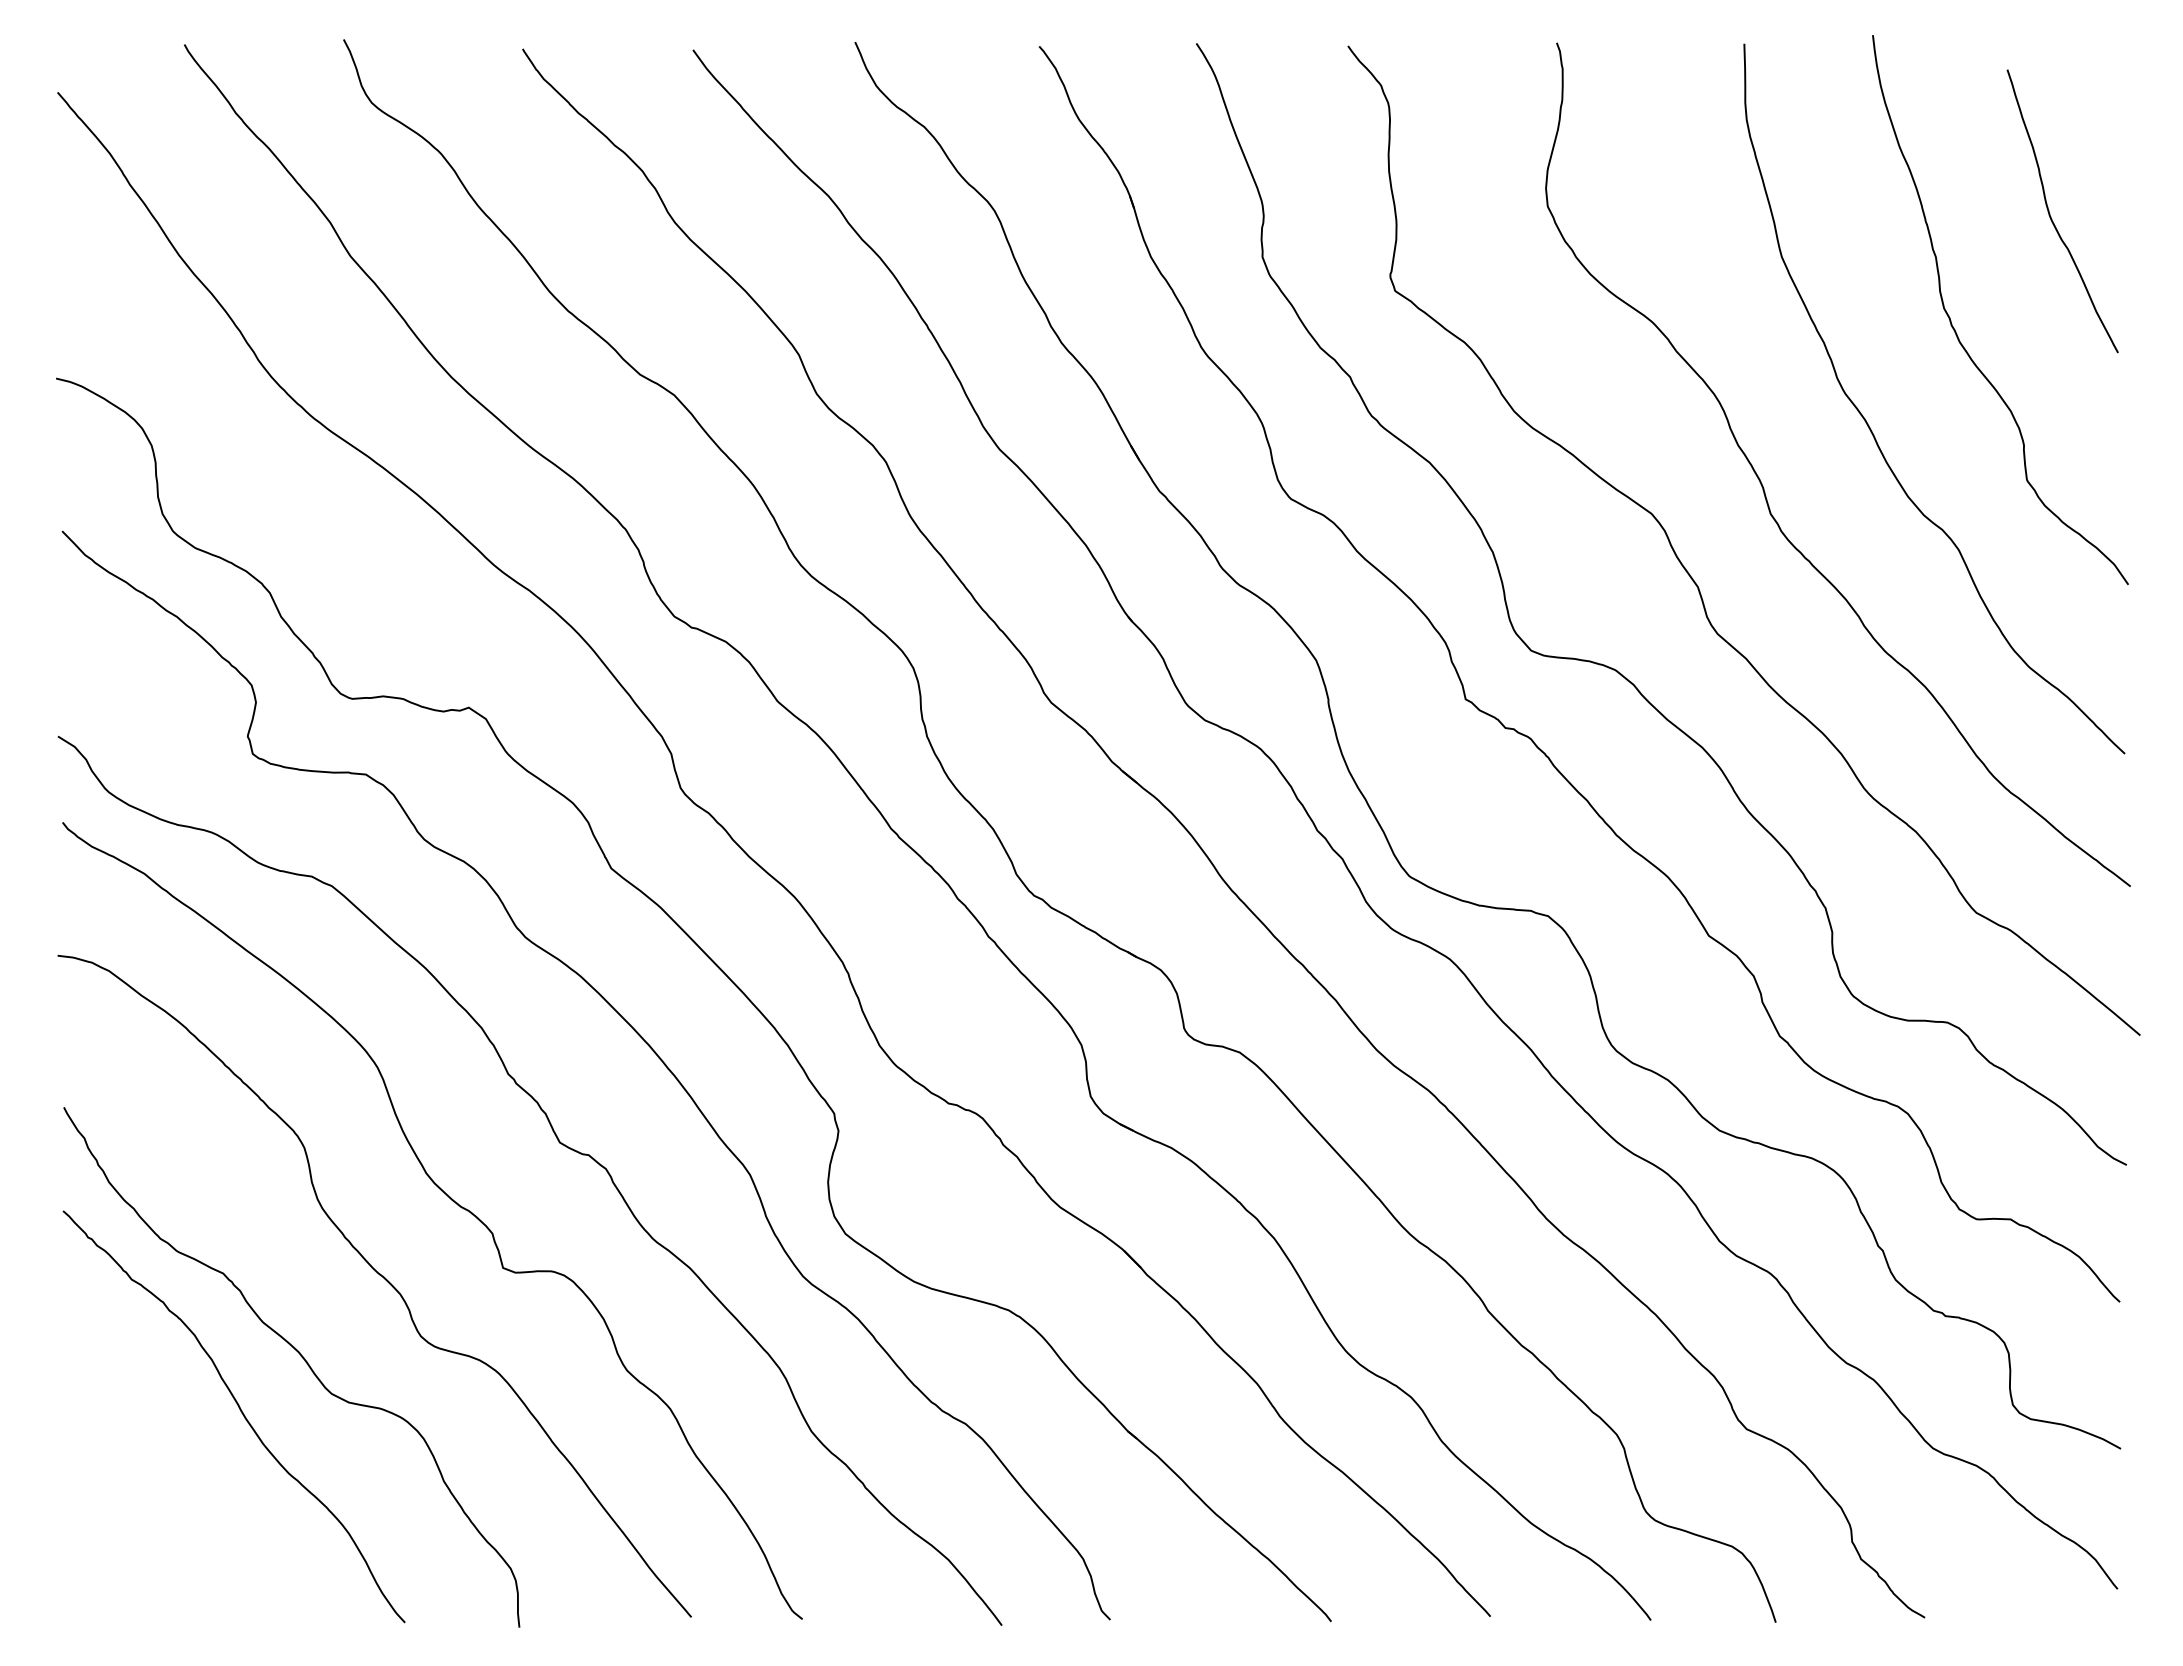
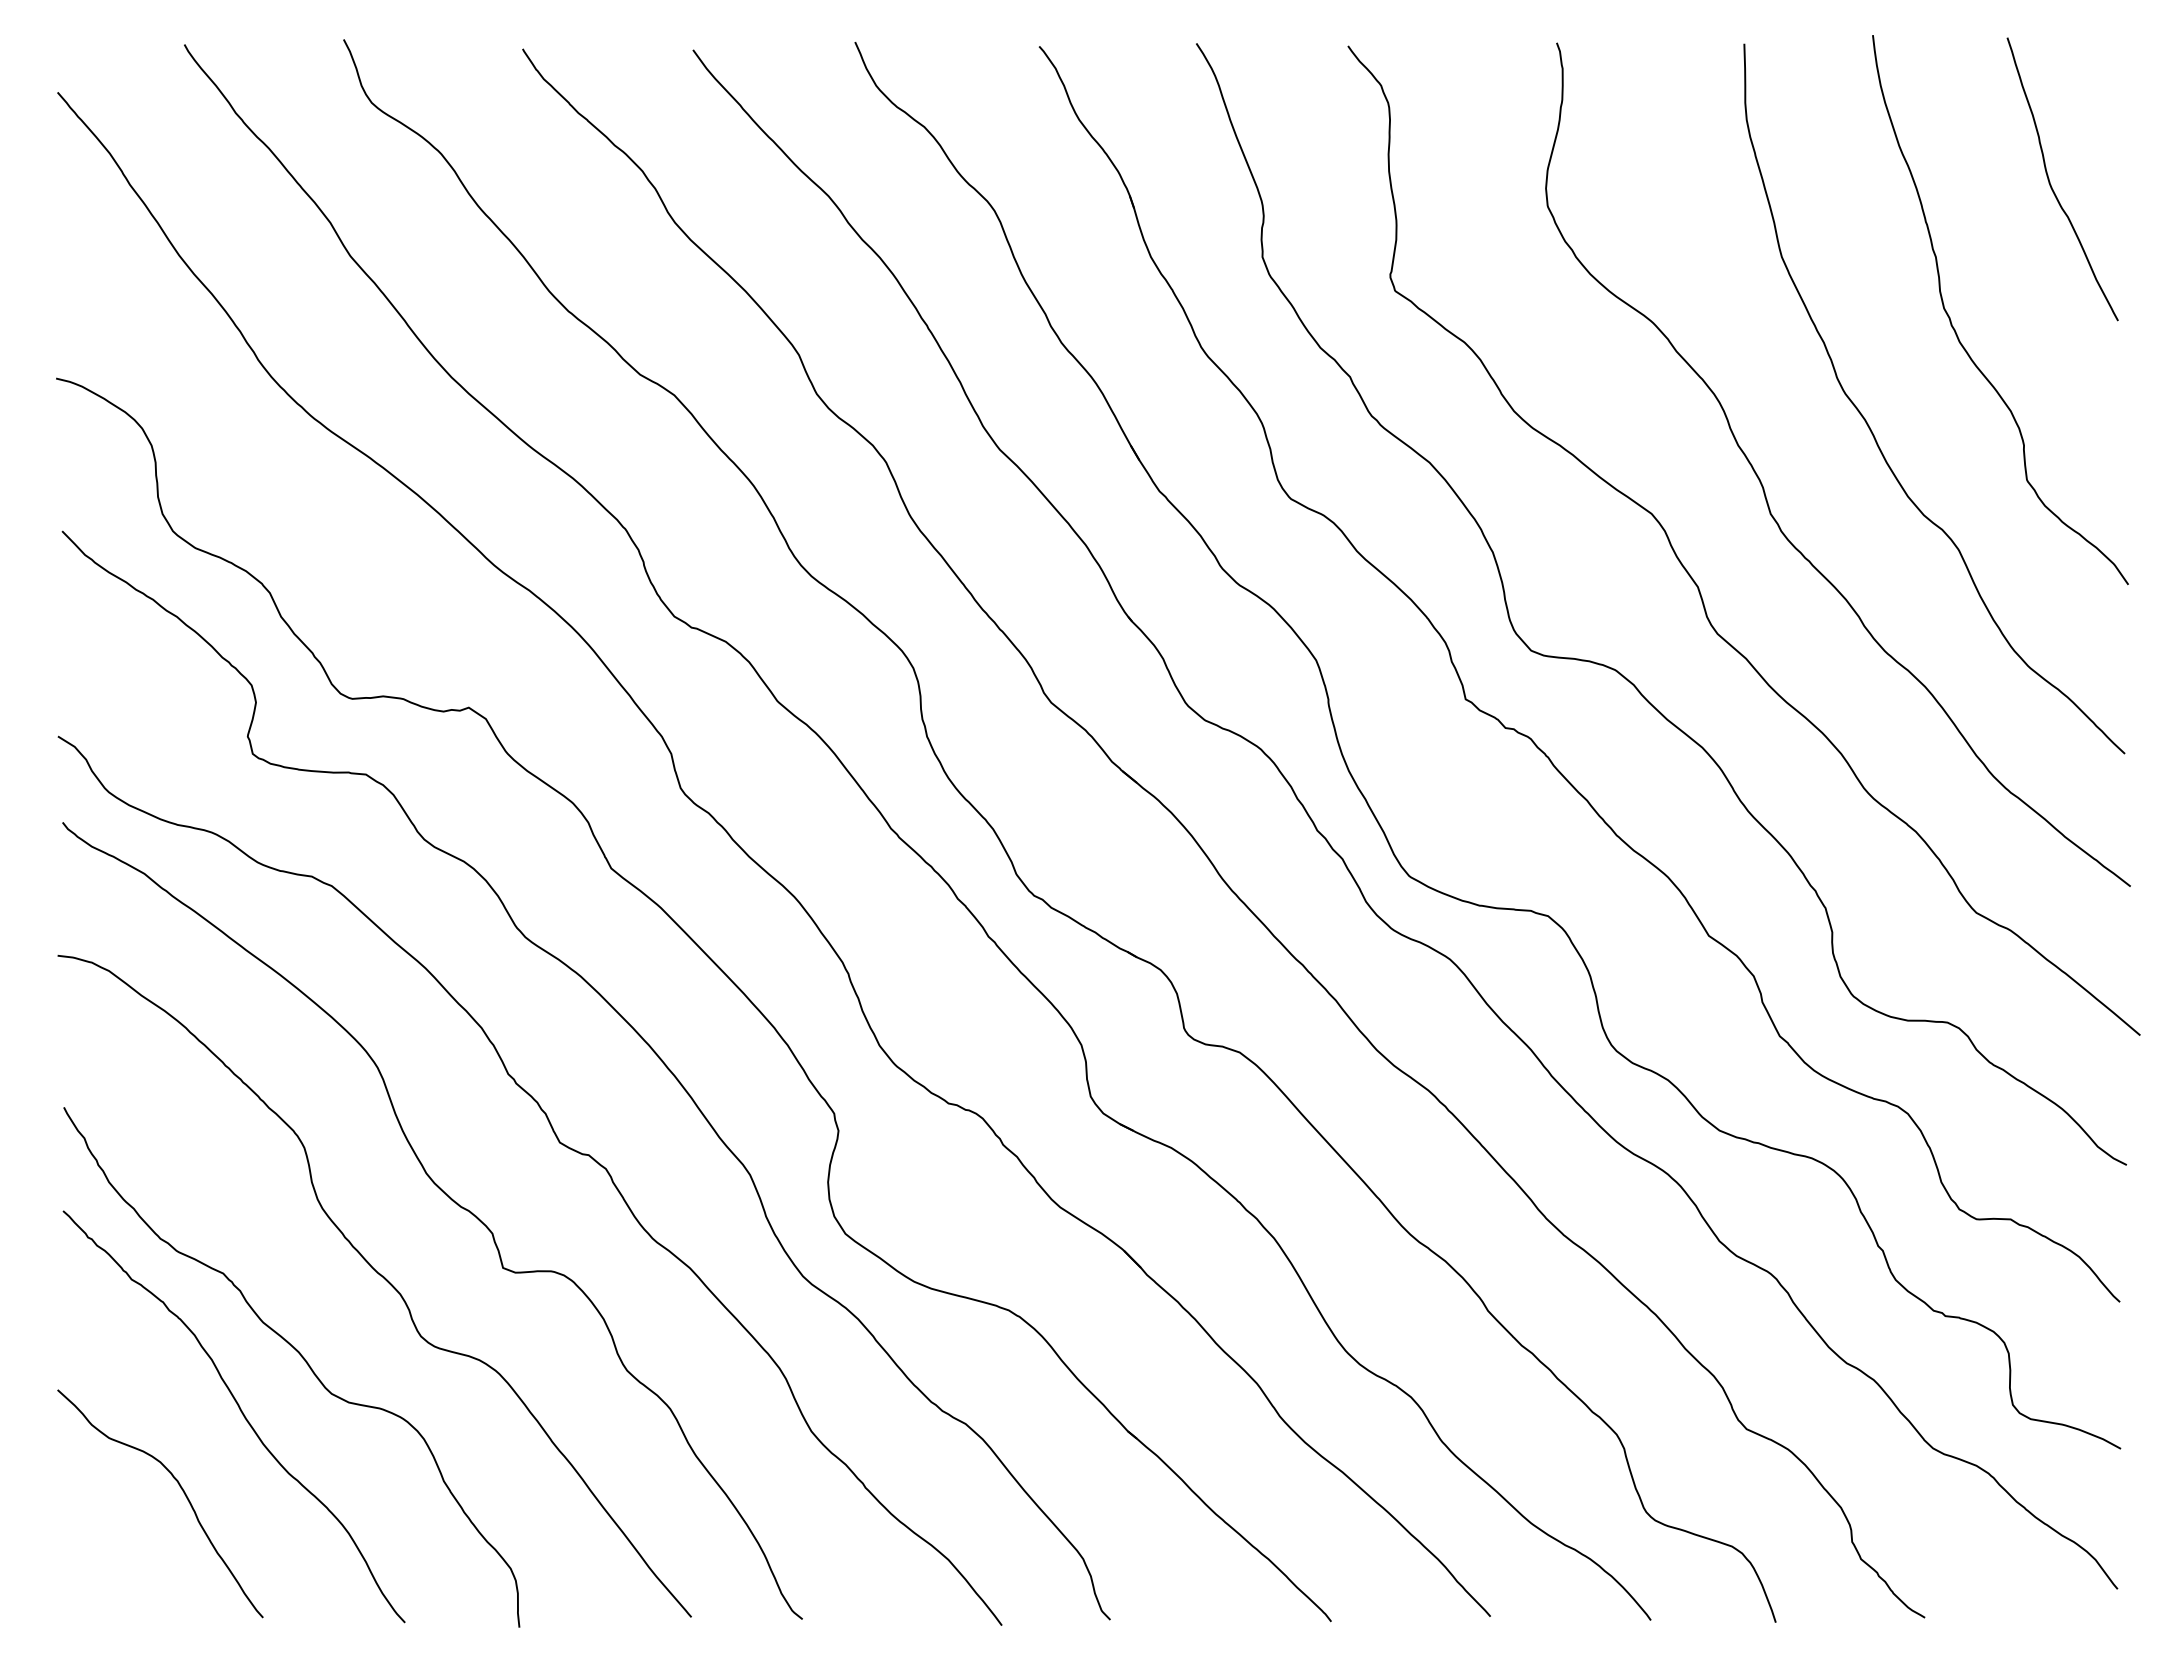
curve position: (2051, 216) -> (2051, 184) (2051, 184)
curve: none -> present (180, 1488)
